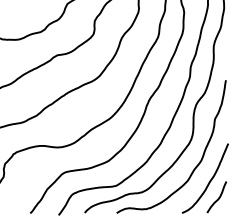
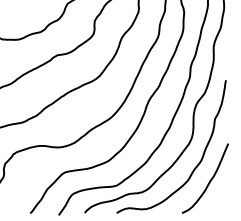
curve: present -> none (217, 198)
